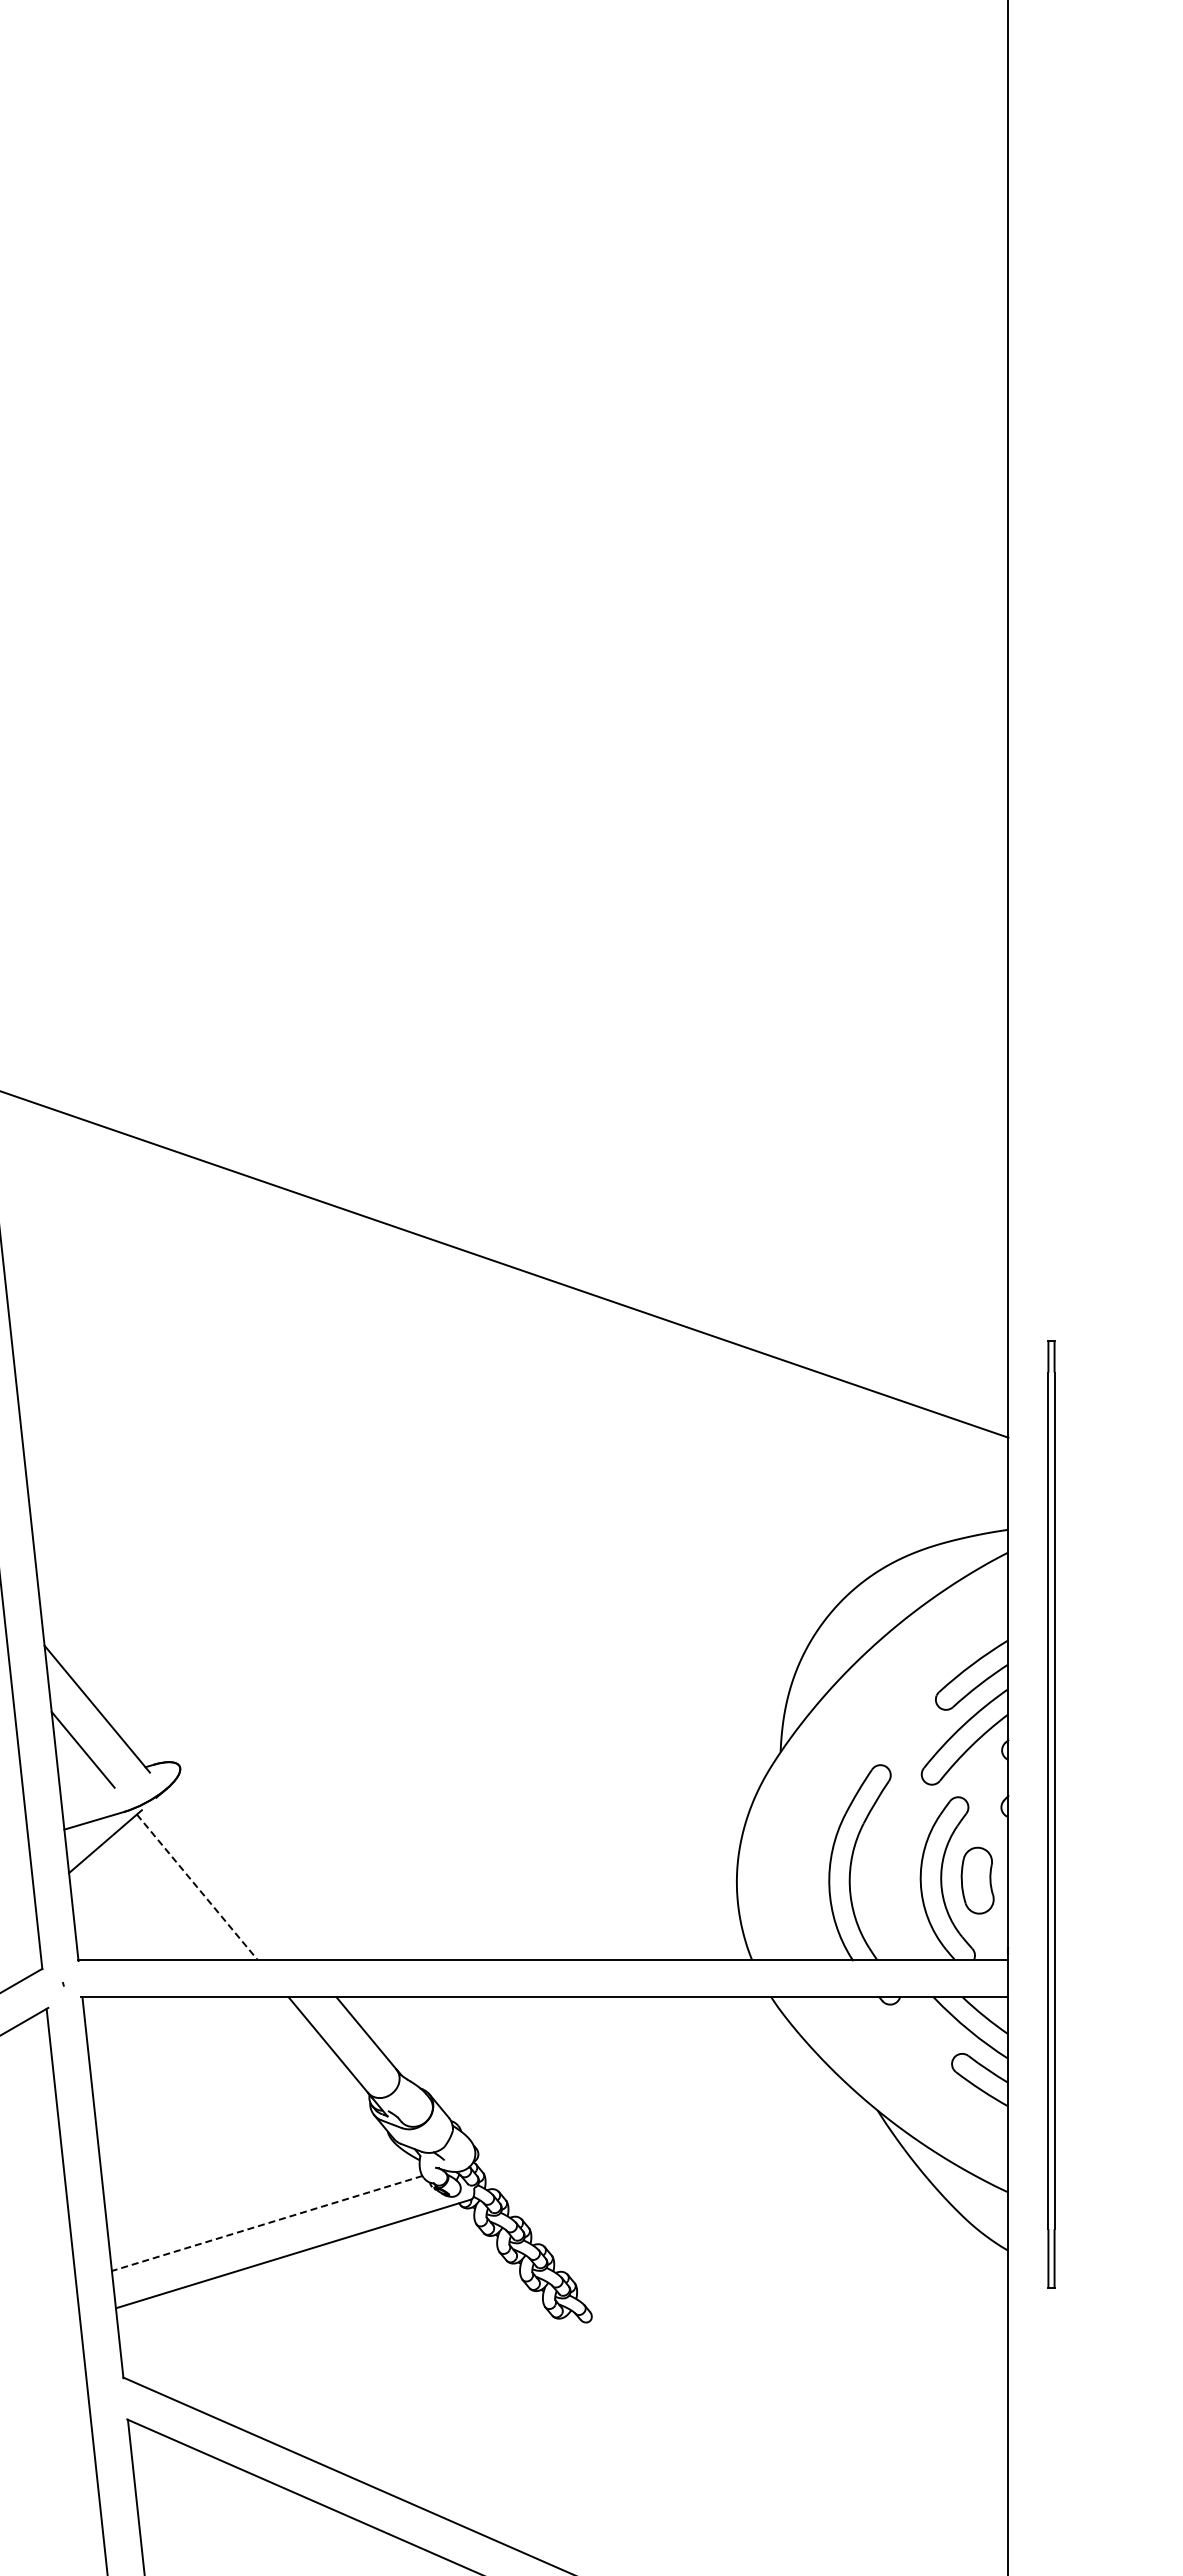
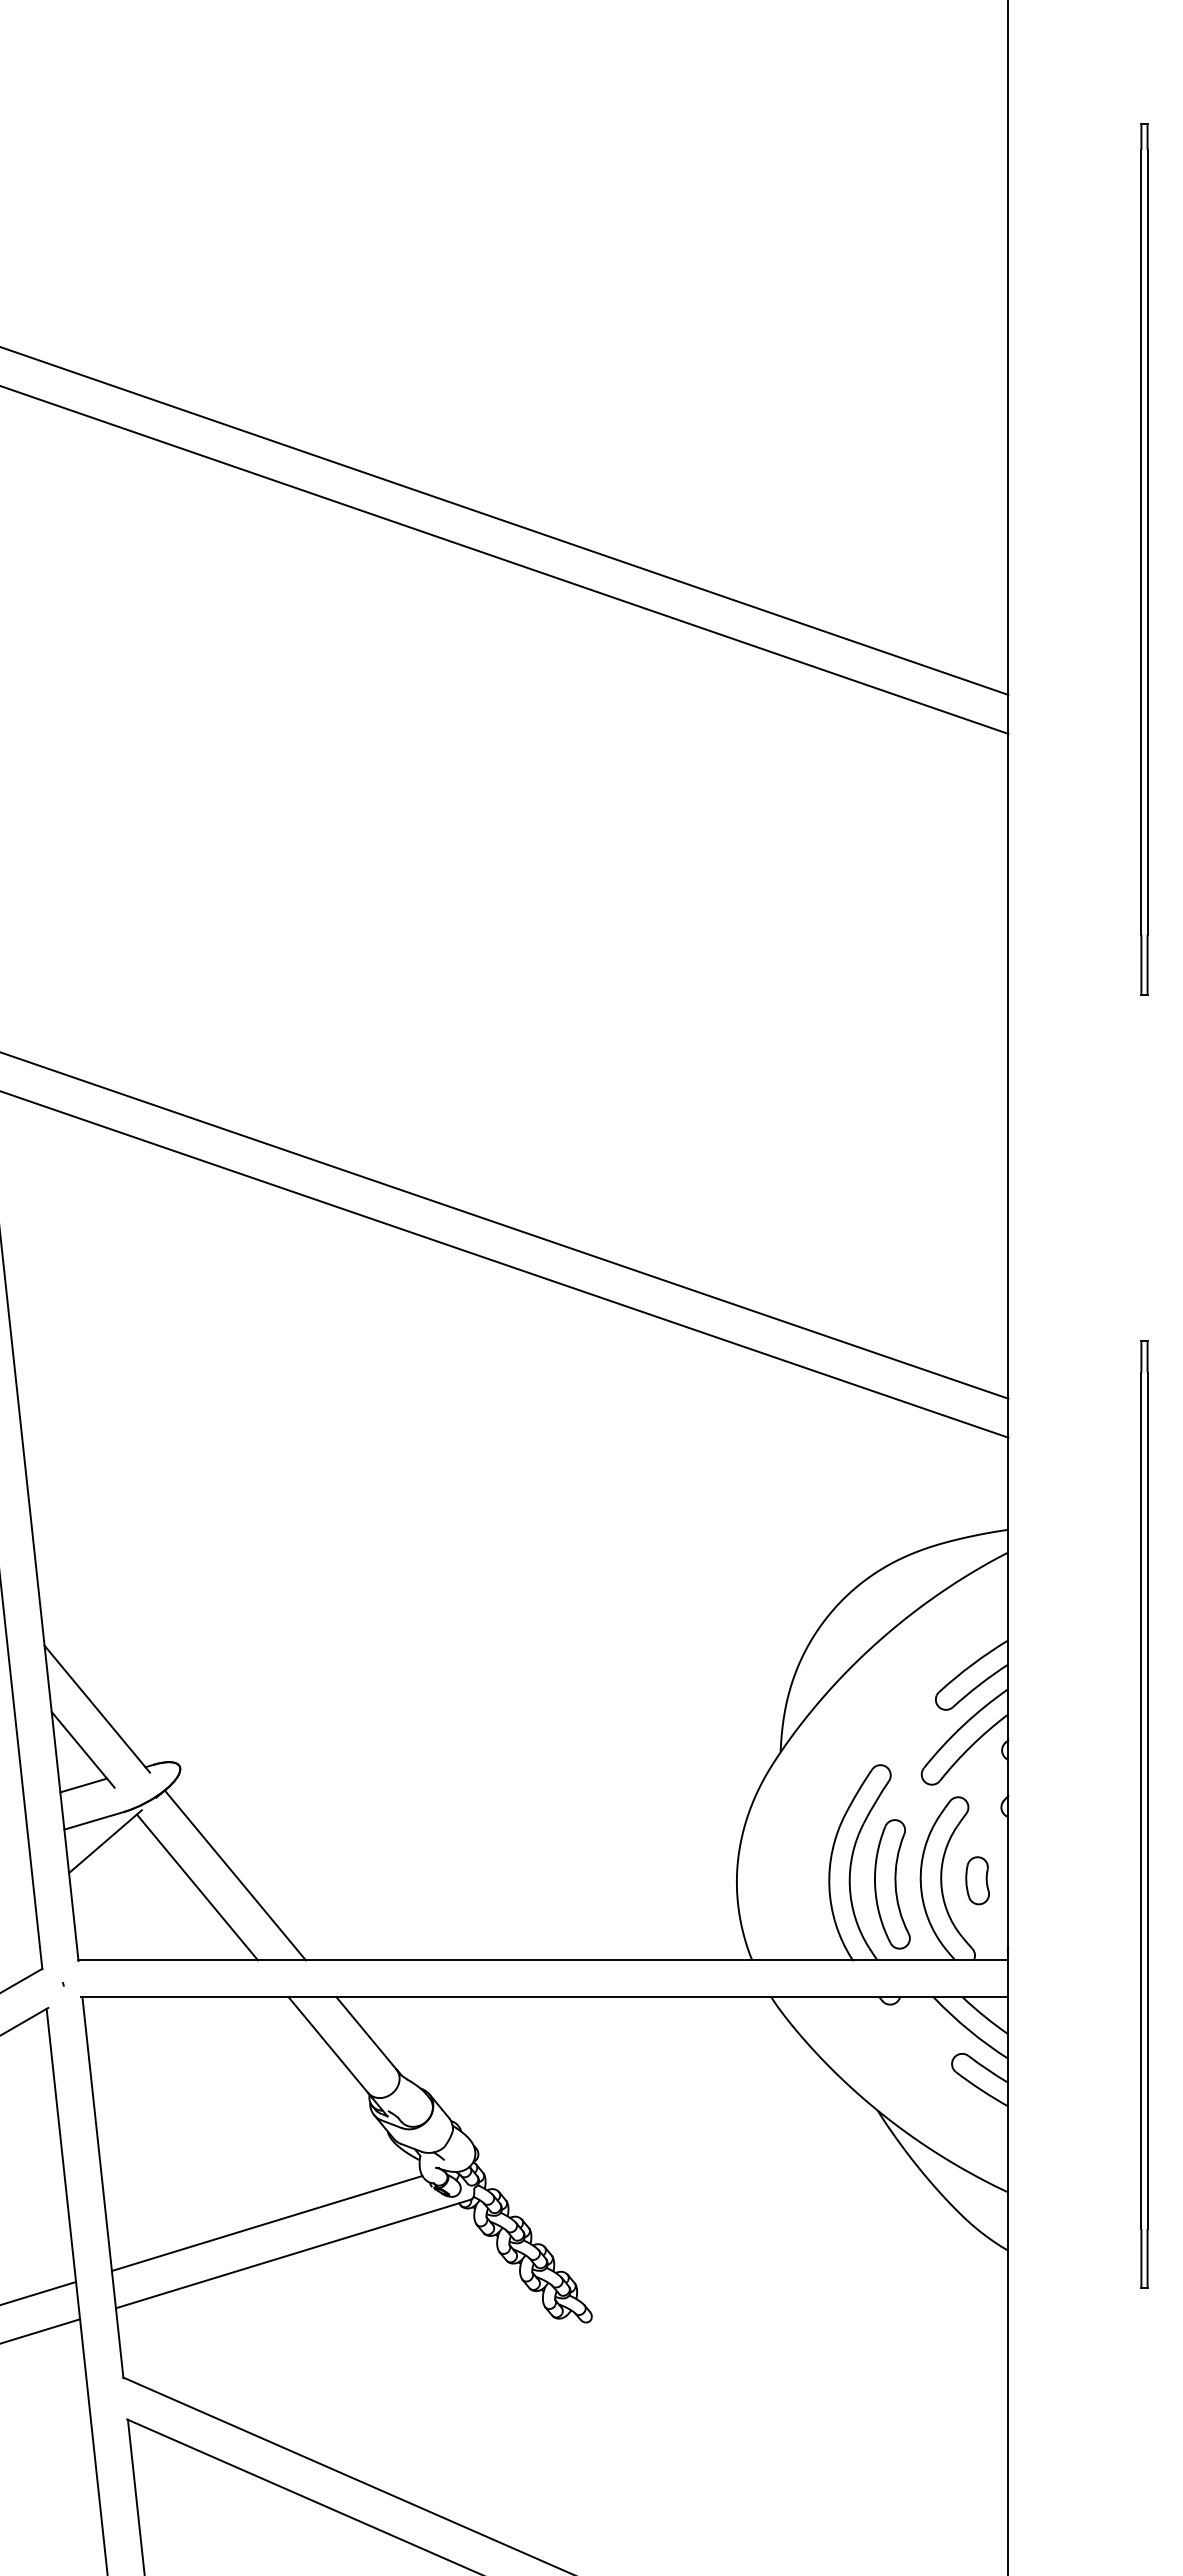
line: none -> present (505, 520)
line: none -> present (505, 559)
part: none -> present (1144, 559)
line: none -> present (505, 1225)
line: none -> present (83, 1785)
part position: (1051, 1814) -> (1144, 1814) (1144, 1814)
line: none -> present (234, 1875)
part size: 35x69 px -> 25x50 px (977, 1880)
part: none -> present (892, 1884)
line: dashed -> solid (197, 1887)
line: dashed -> solid (266, 2223)
line: none -> present (39, 2292)
line: none -> present (41, 2330)
